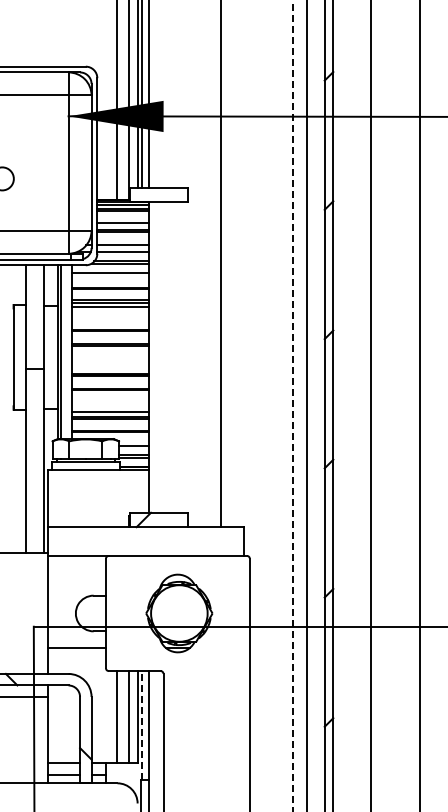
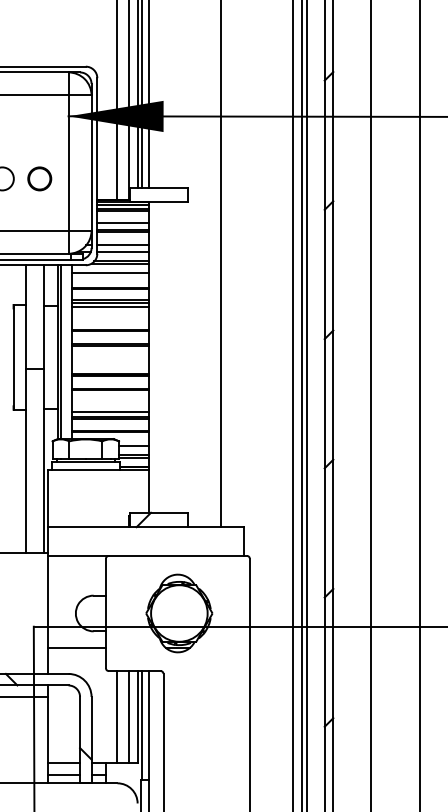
circle: none -> present (39, 178)
line: none -> present (301, 405)
line: dashed -> solid (293, 406)
line: dashed -> solid (142, 725)
